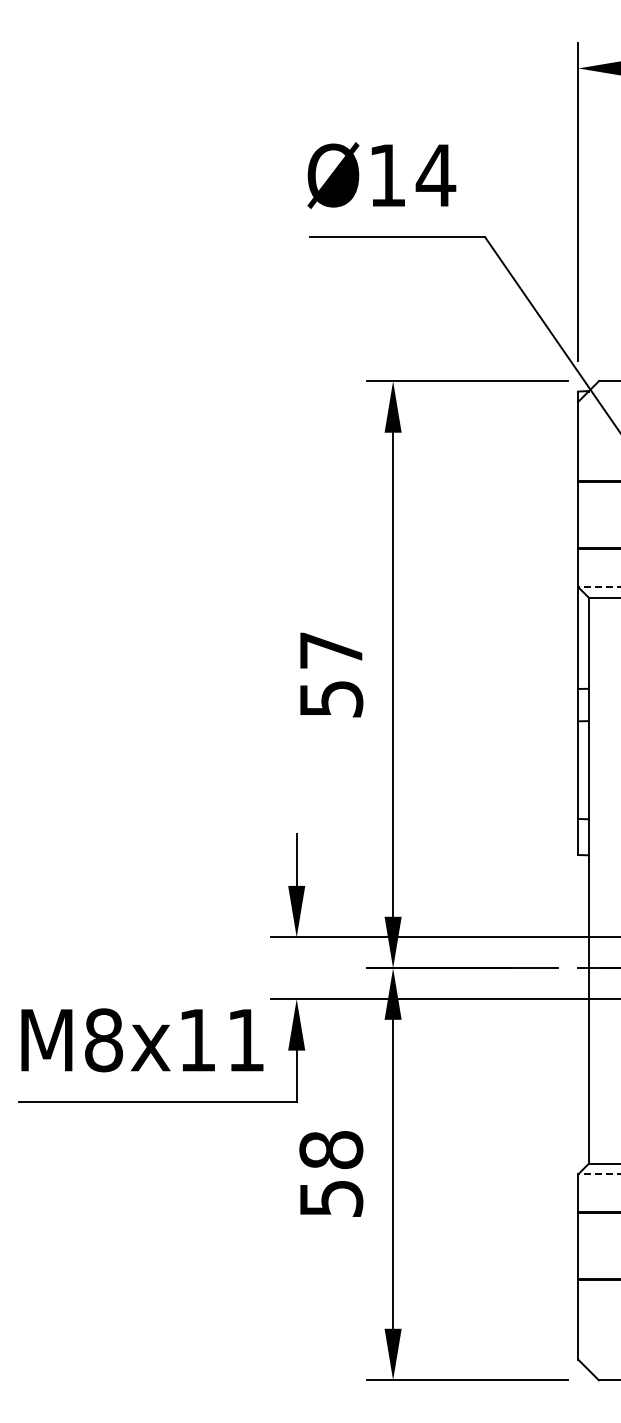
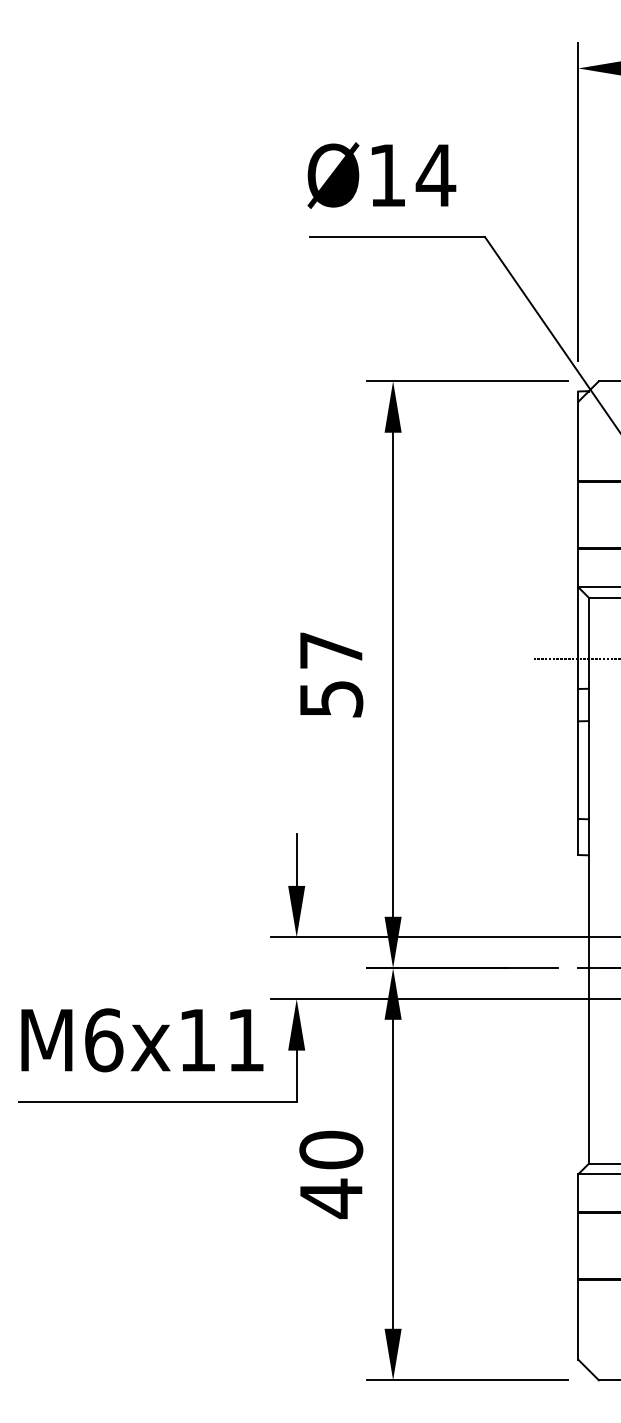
line: dashed -> solid (599, 587)
line: none -> present (575, 659)
text: M8x11 -> M6x11 (104, 1040)
text: 58 -> 40 (331, 1174)
line: dashed -> solid (599, 1174)
